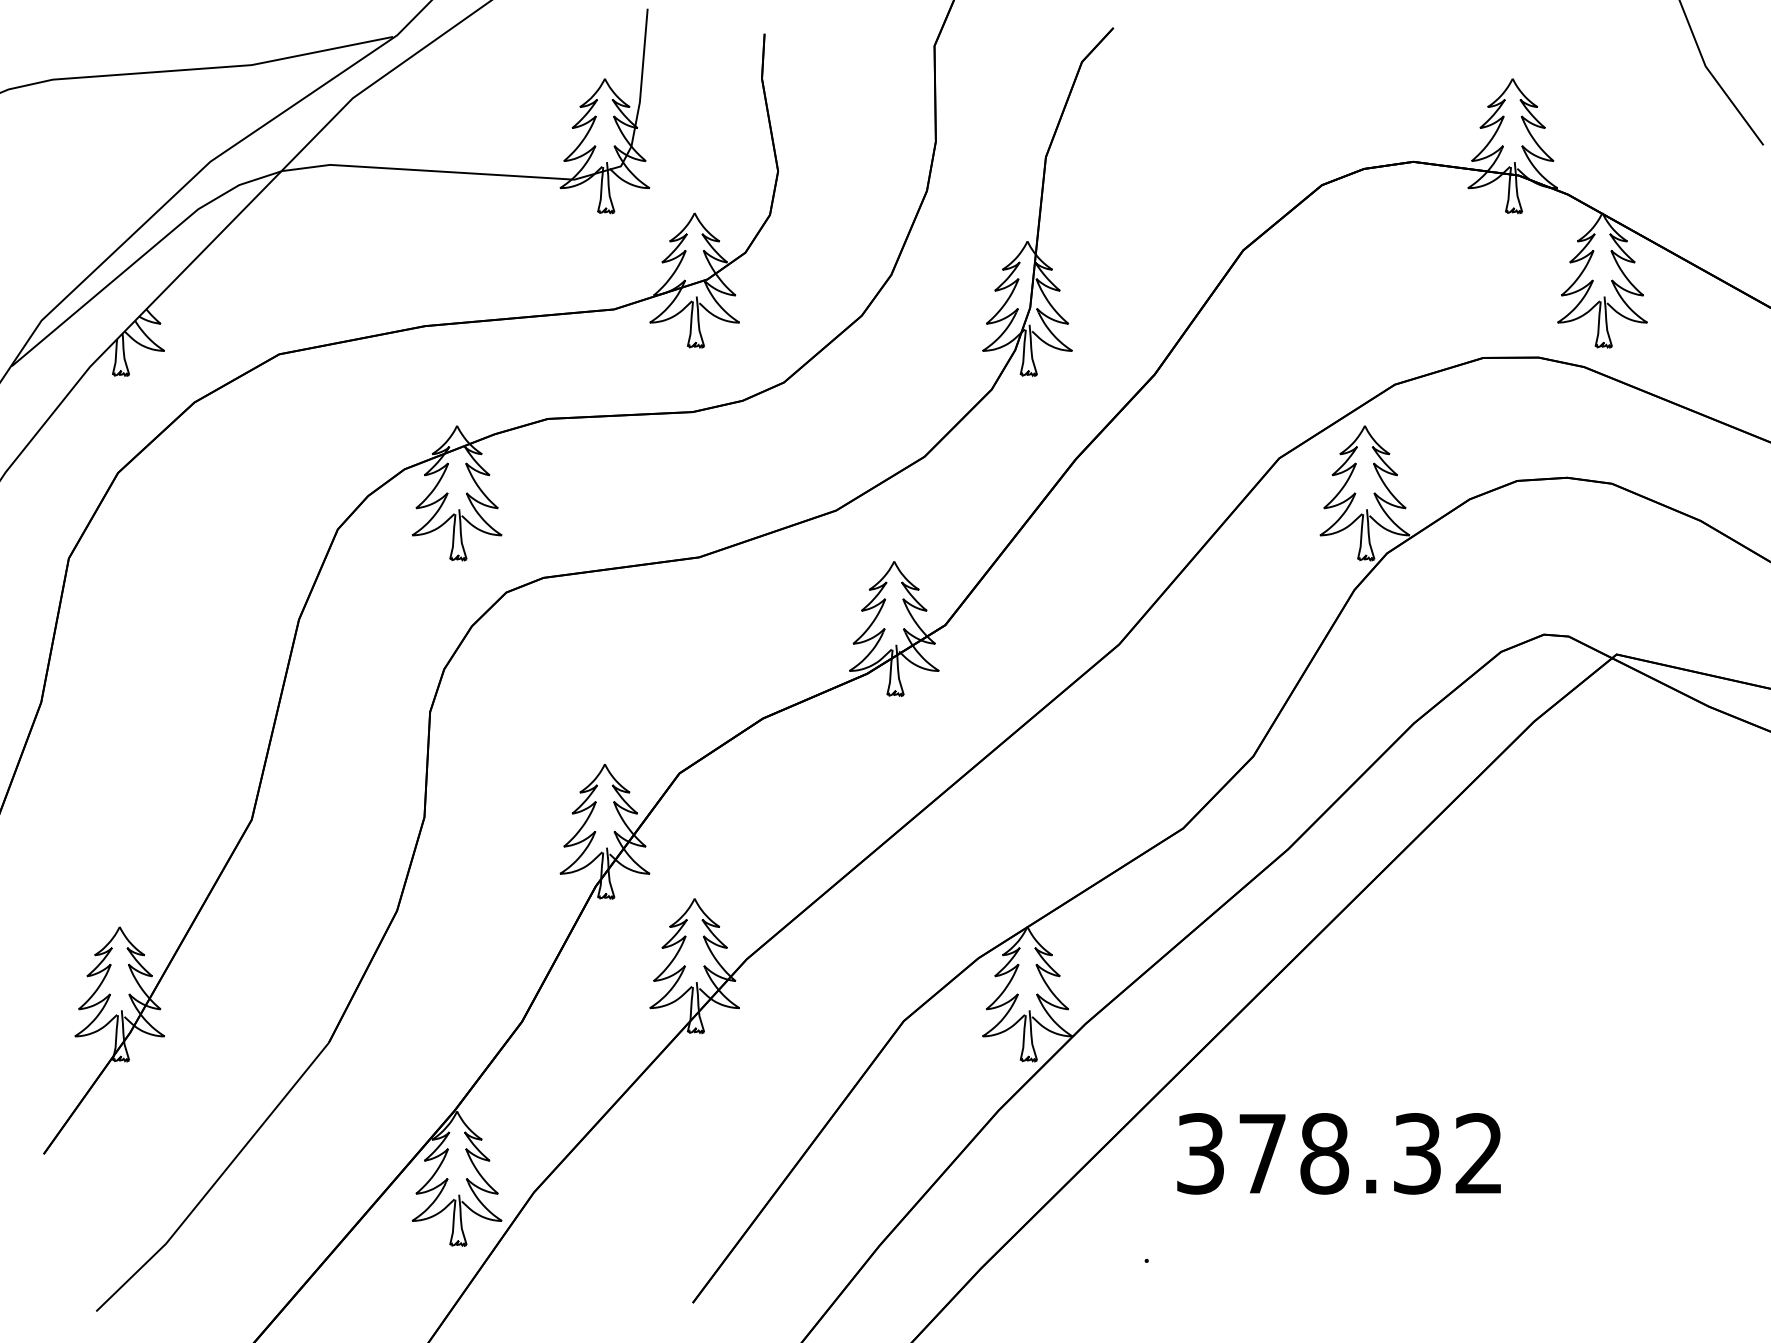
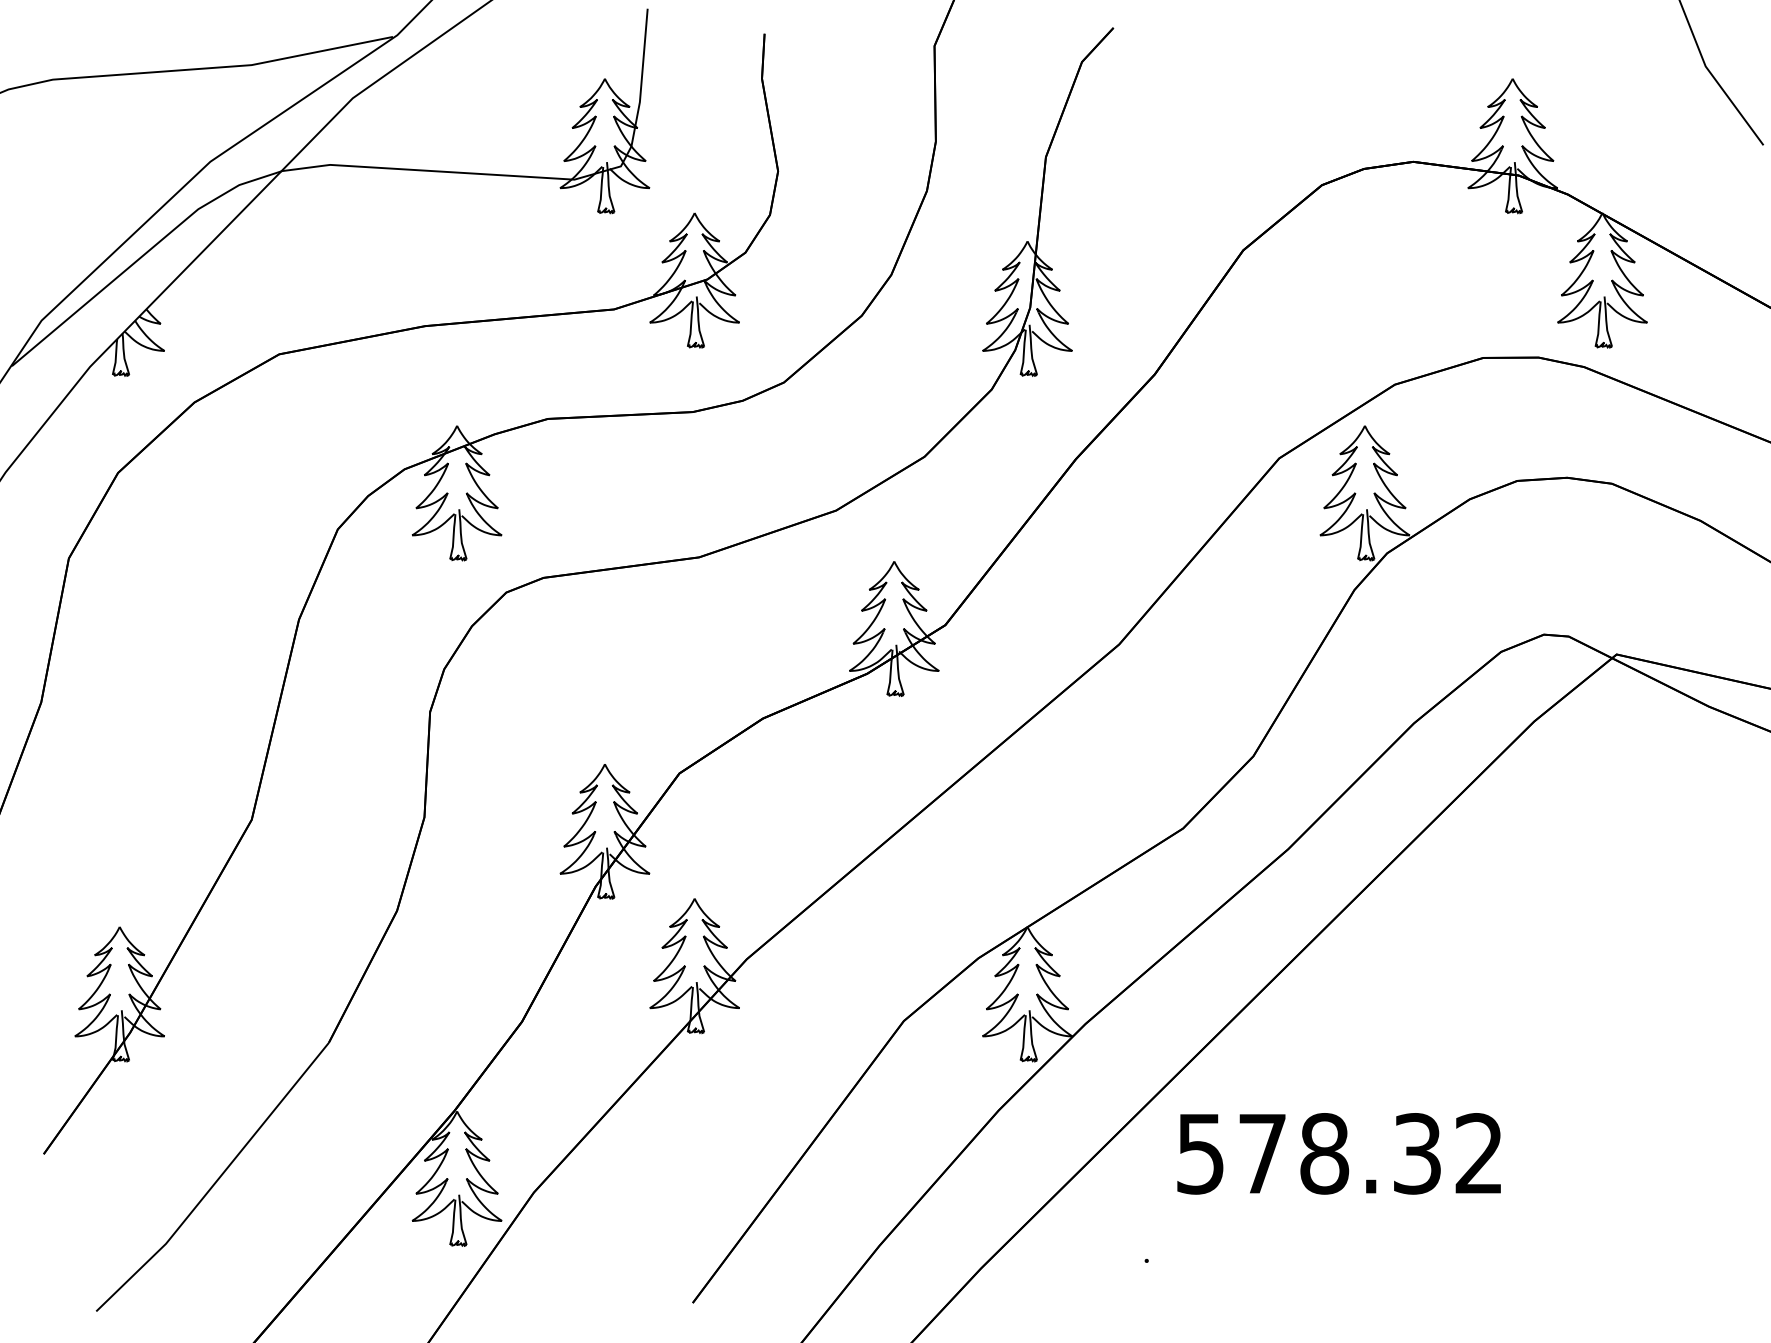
text: 378.32 -> 578.32 (1200, 1153)
